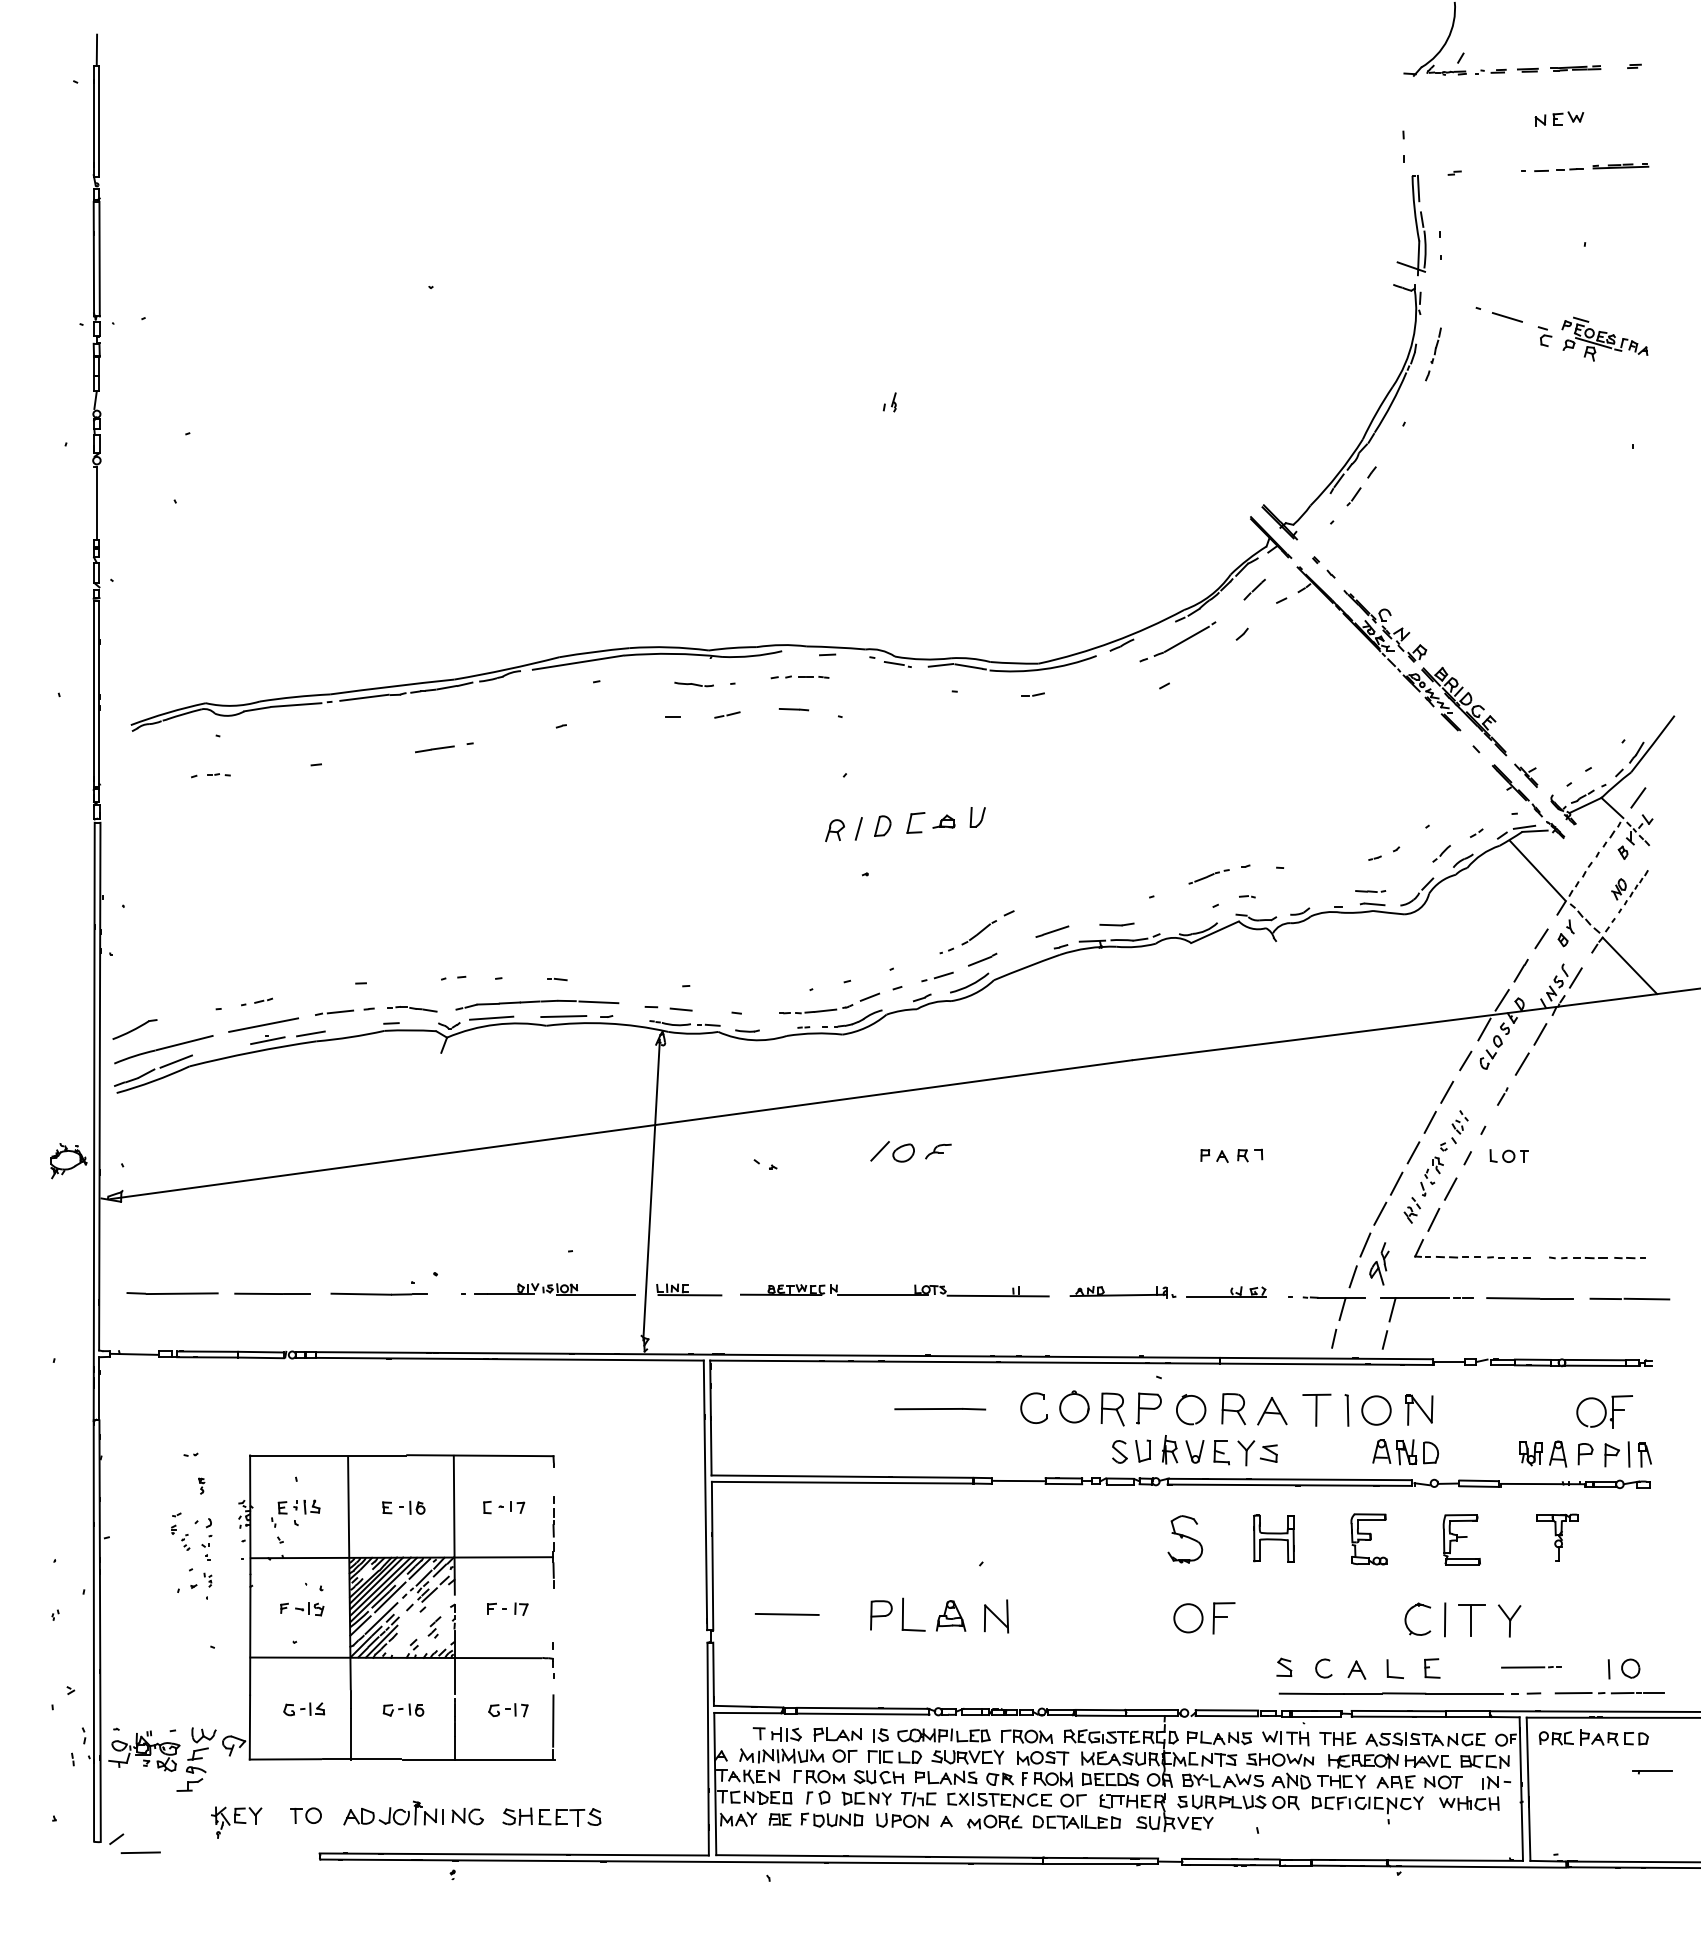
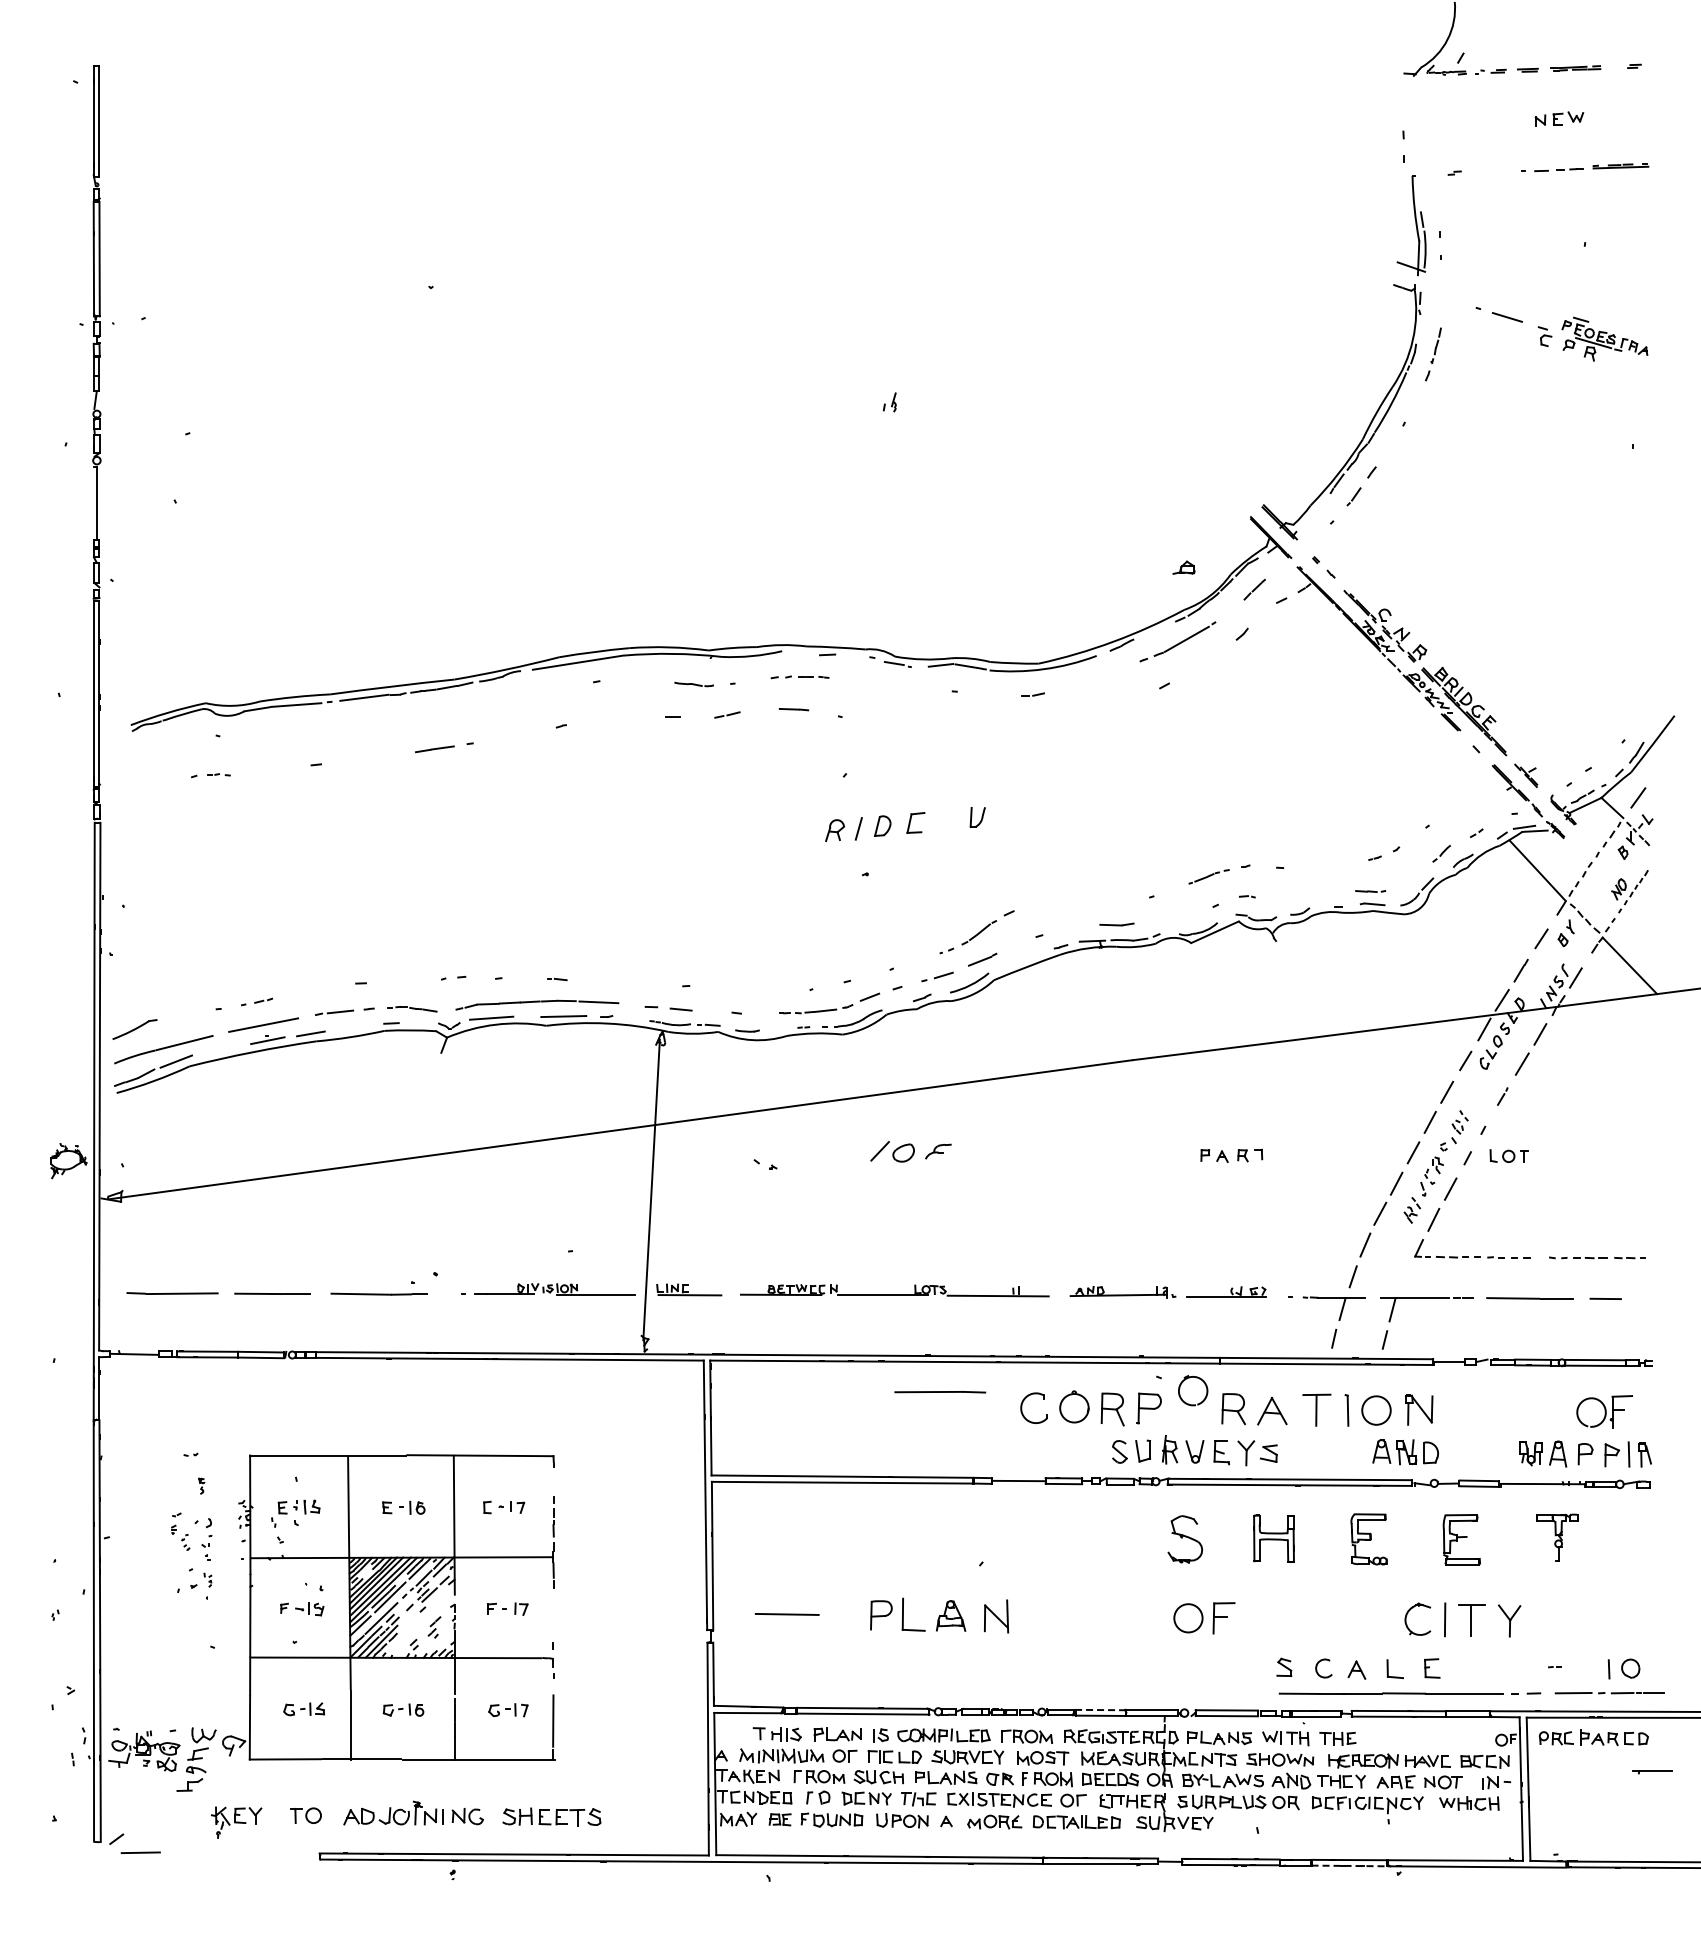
line: present -> none (96, 49)
line: present -> none (1418, 188)
part position: (943, 821) -> (1183, 567) (1183, 567)
line: present -> none (1055, 930)
part: present -> none (1379, 1263)
line: present -> none (1646, 1298)
part position: (1194, 1397) -> (1196, 1378) (1196, 1378)
line position: (940, 1409) -> (940, 1392) (940, 1392)
line: present -> none (1523, 1667)
line: solid -> dashed (1100, 1710)
part: present -> none (1425, 1739)
line: solid -> dashed (1349, 1865)
